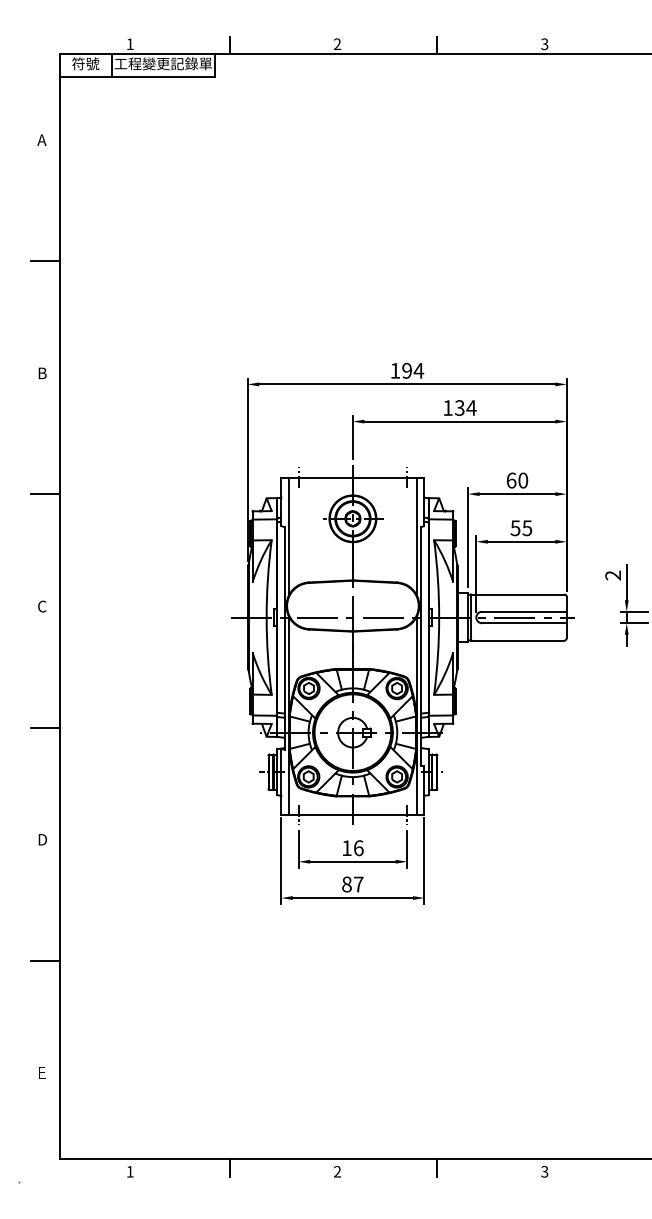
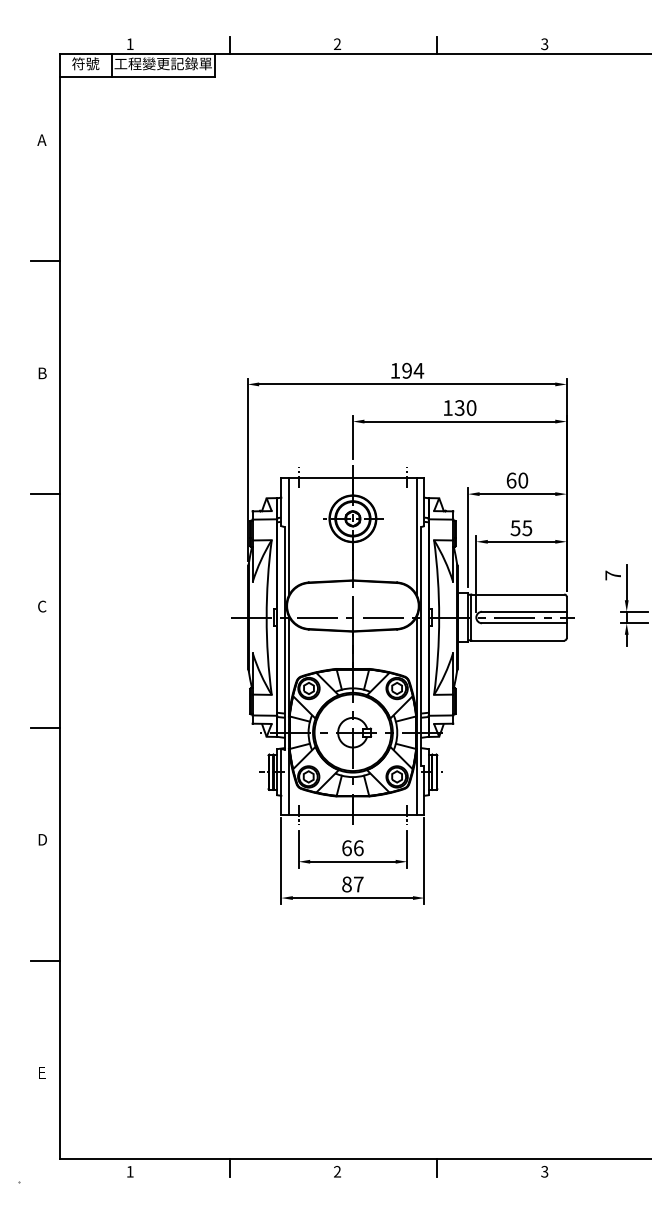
text: 134 -> 130 (471, 407)
text: 2 -> 7 (612, 575)
text: 16 -> 66 (346, 848)
